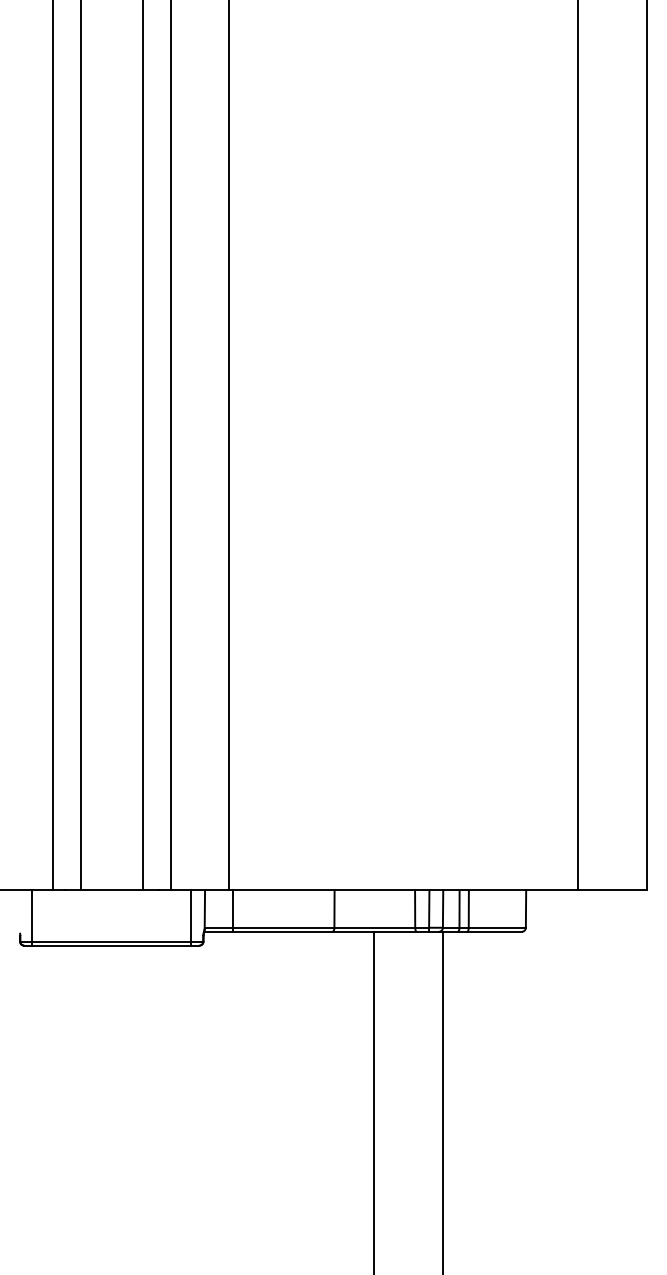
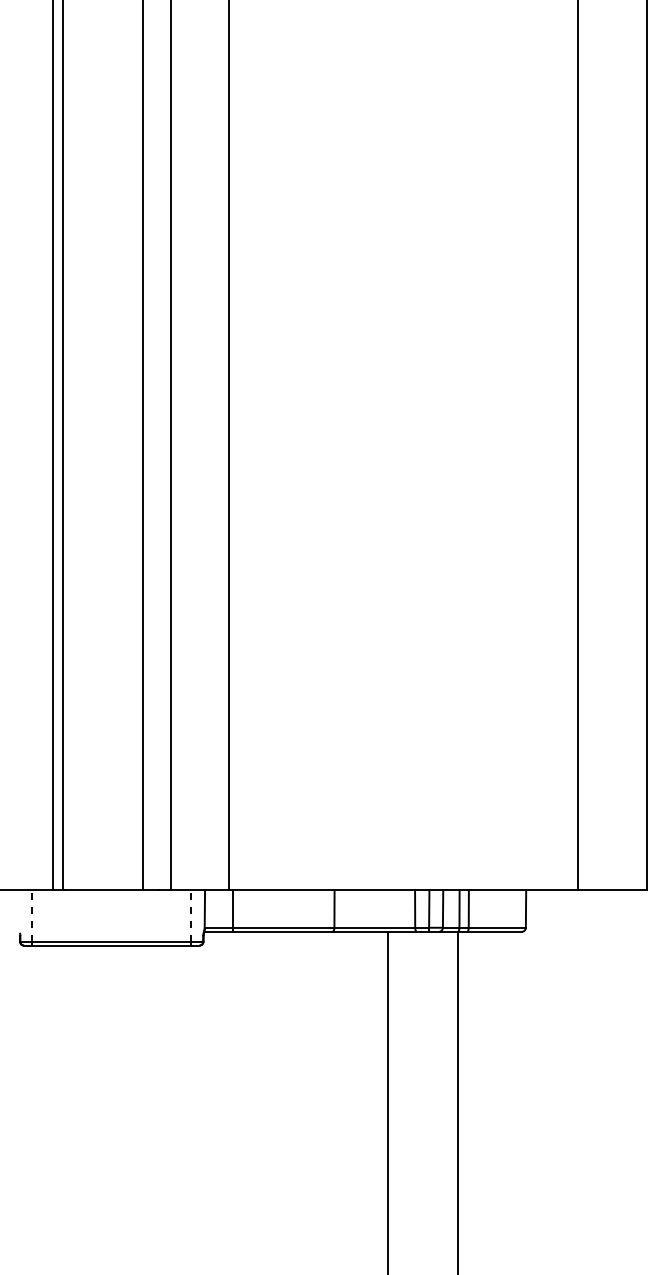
line position: (80, 446) -> (62, 446) (62, 446)
line: solid -> dashed (32, 915)
line: solid -> dashed (191, 915)
line position: (374, 1101) -> (388, 1101) (388, 1101)
line position: (443, 1101) -> (458, 1101) (458, 1101)
